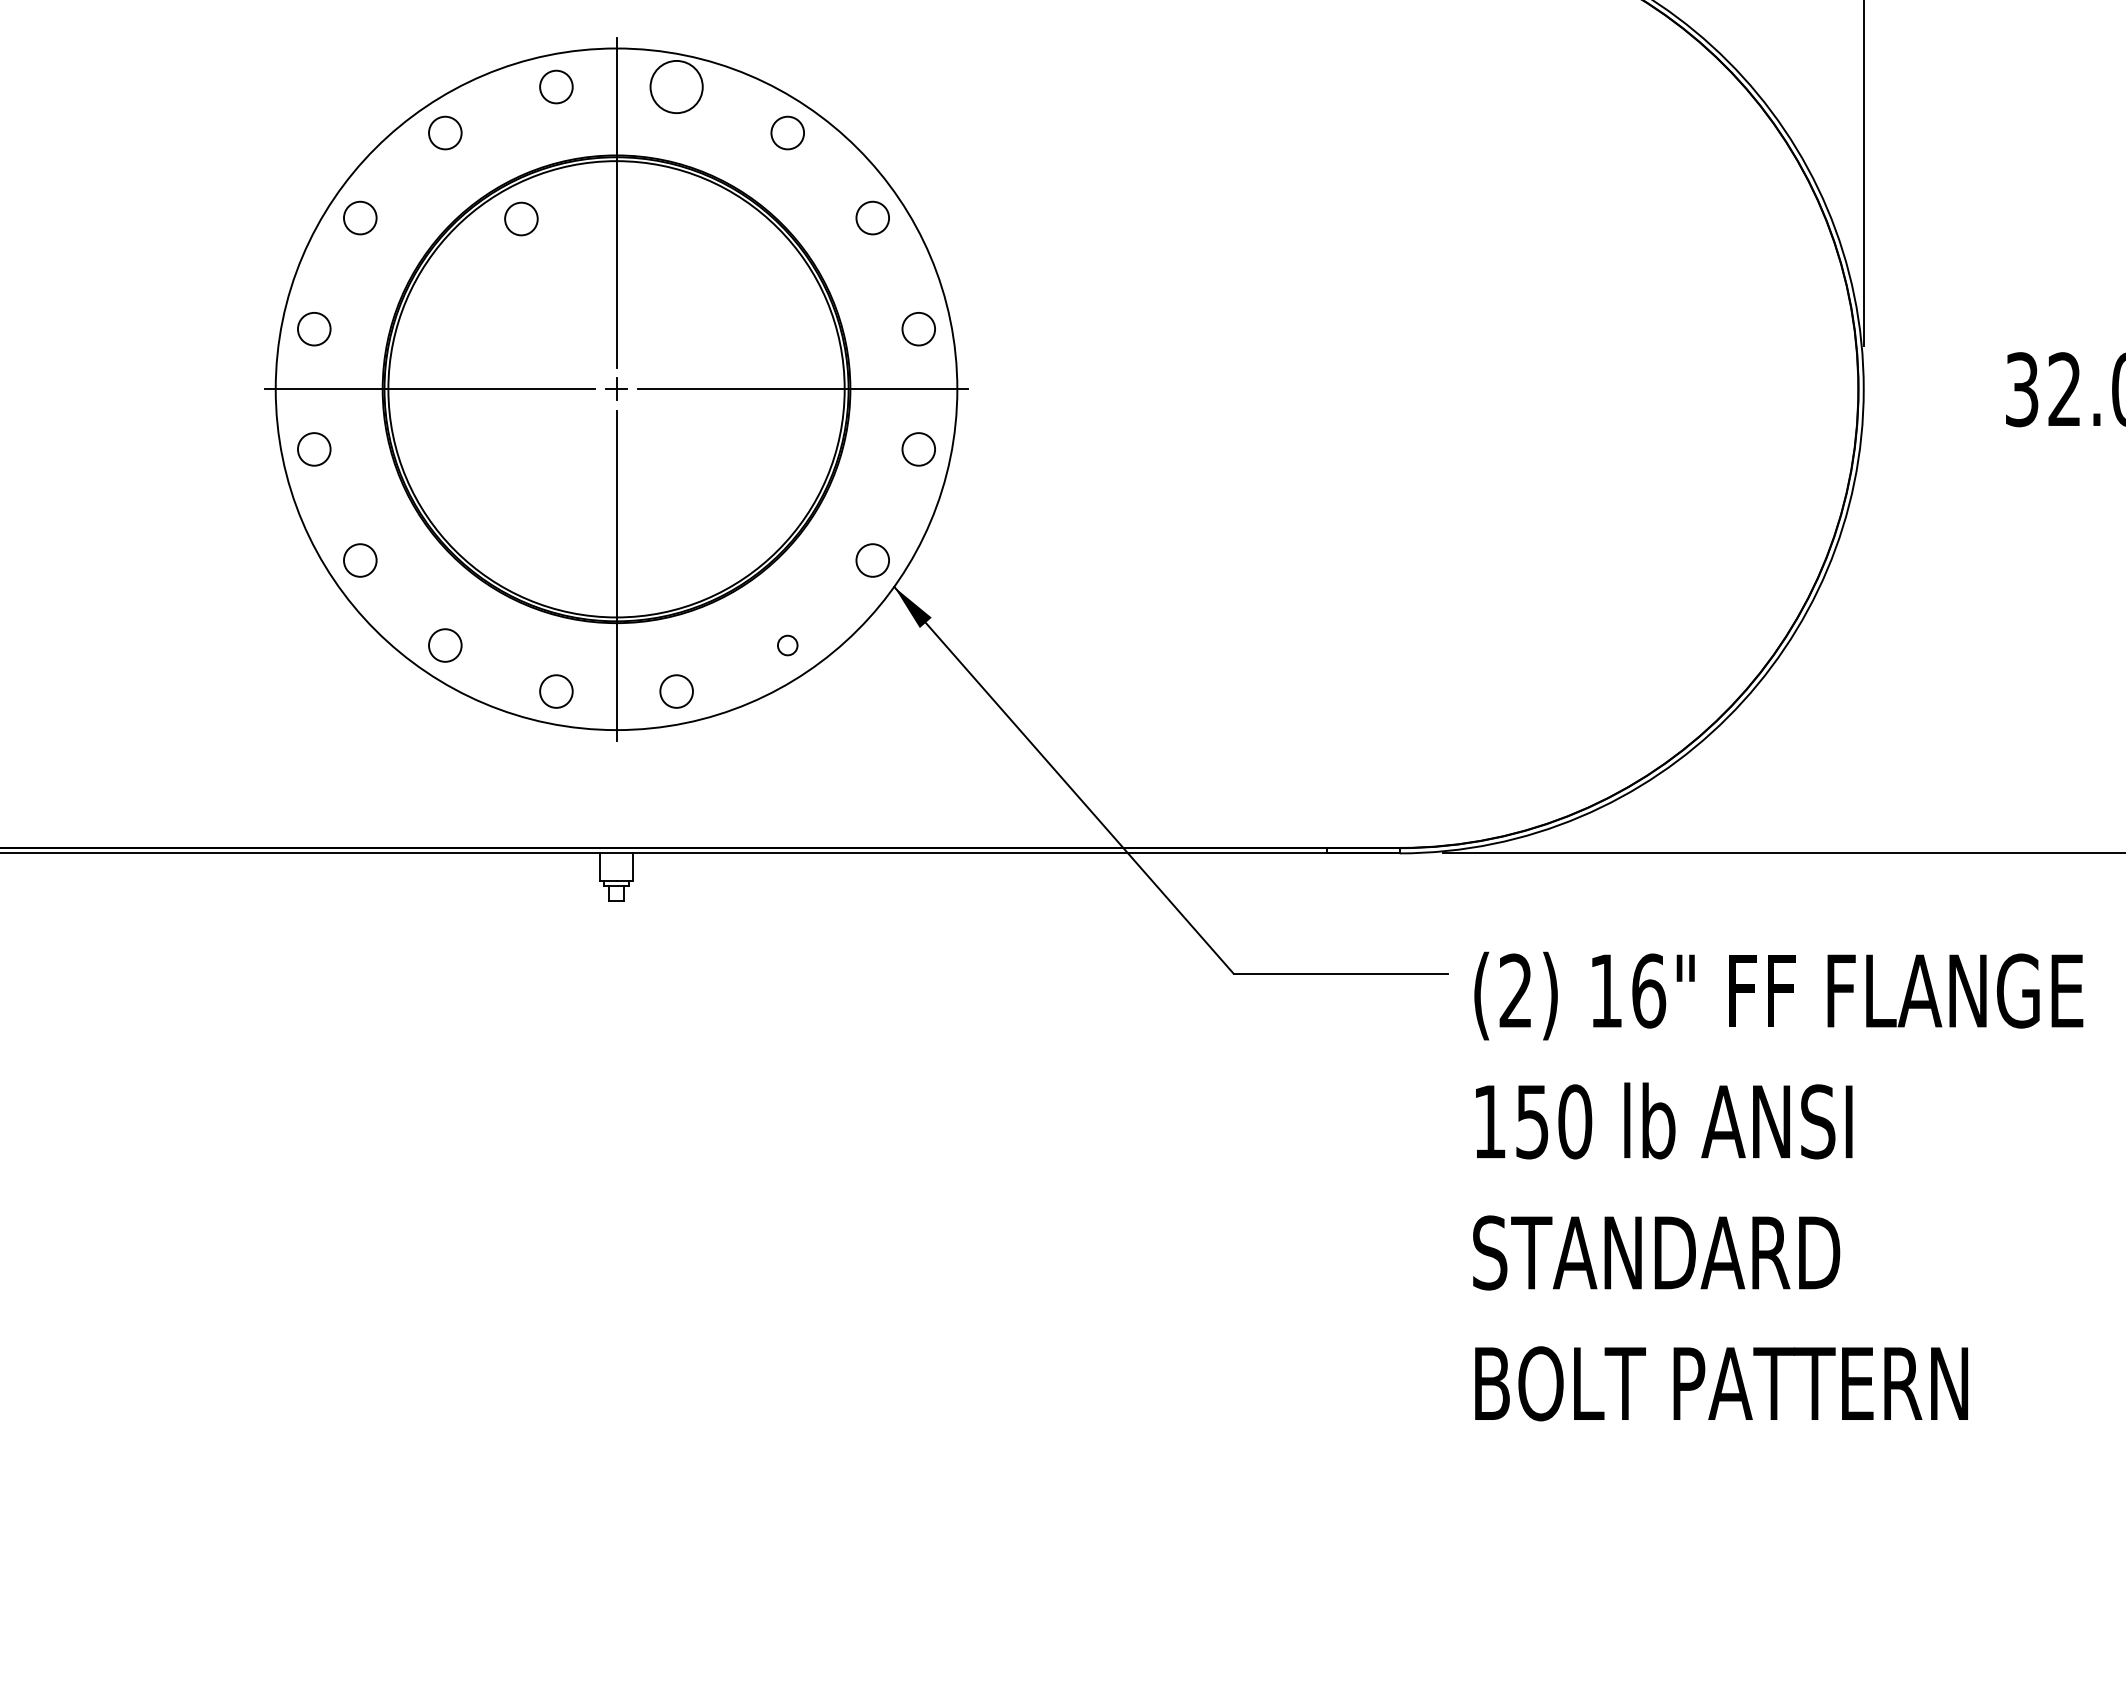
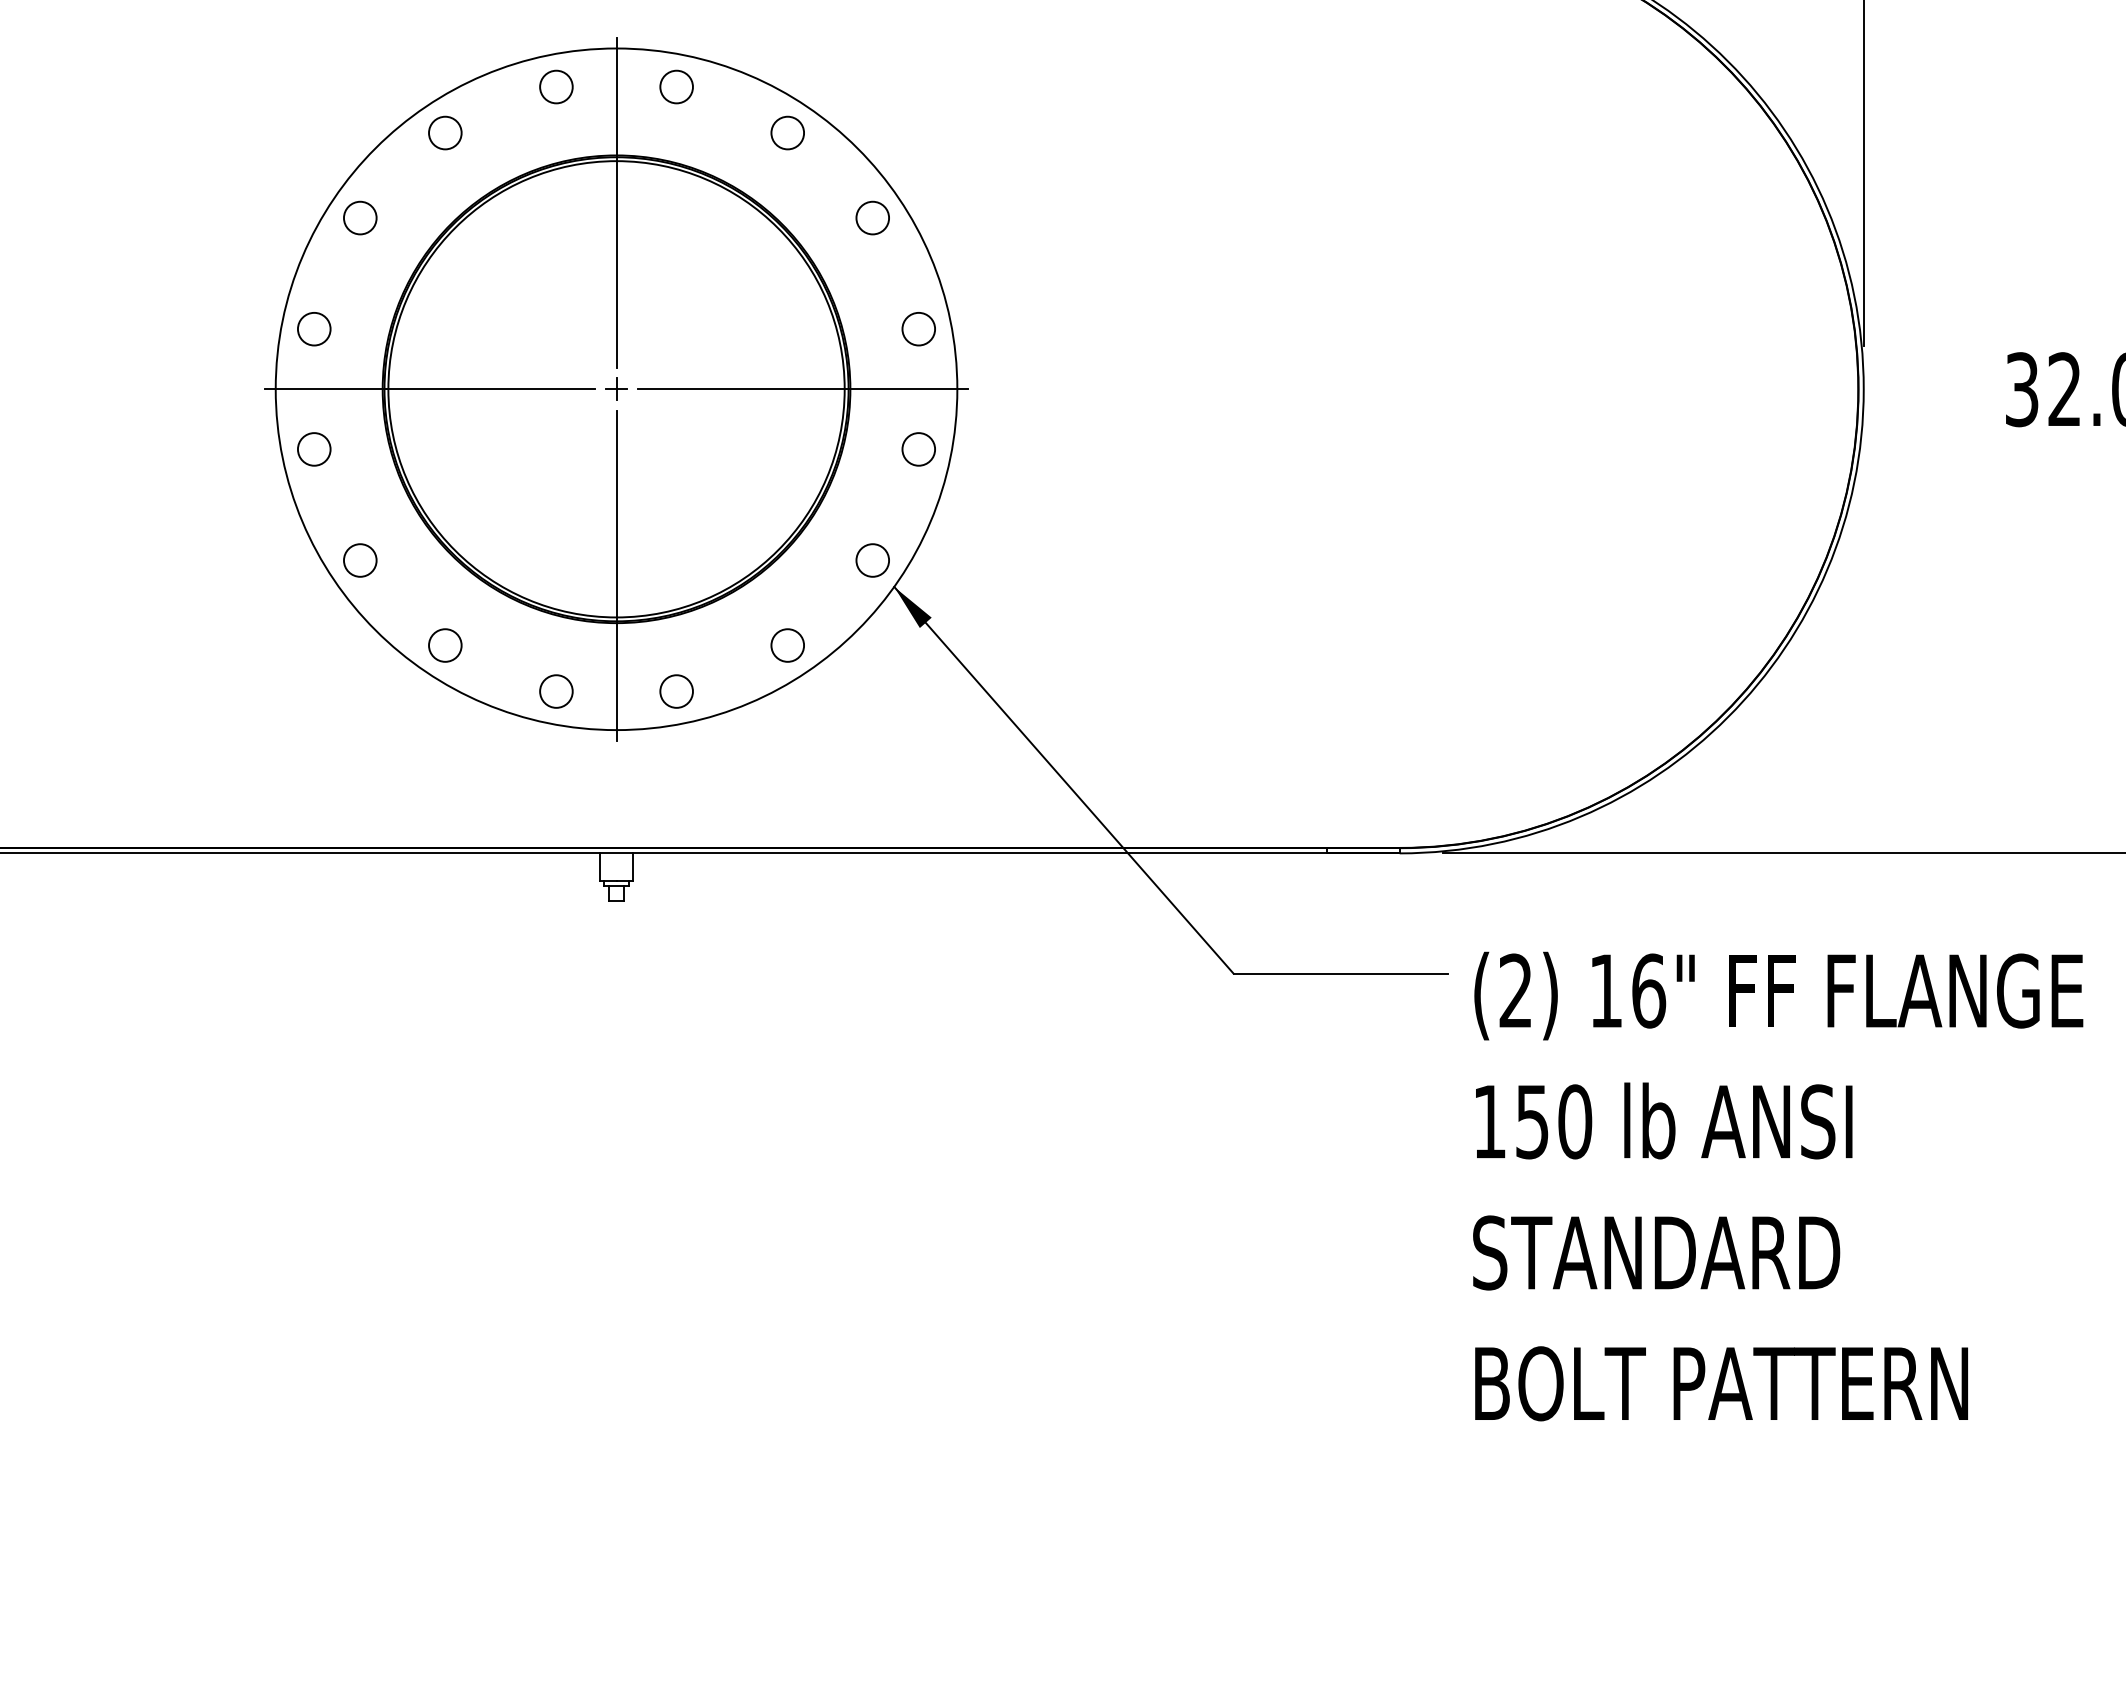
circle diameter: 52 px -> 33 px (676, 86)
circle: present -> none (521, 218)
circle diameter: 20 px -> 33 px (787, 645)
